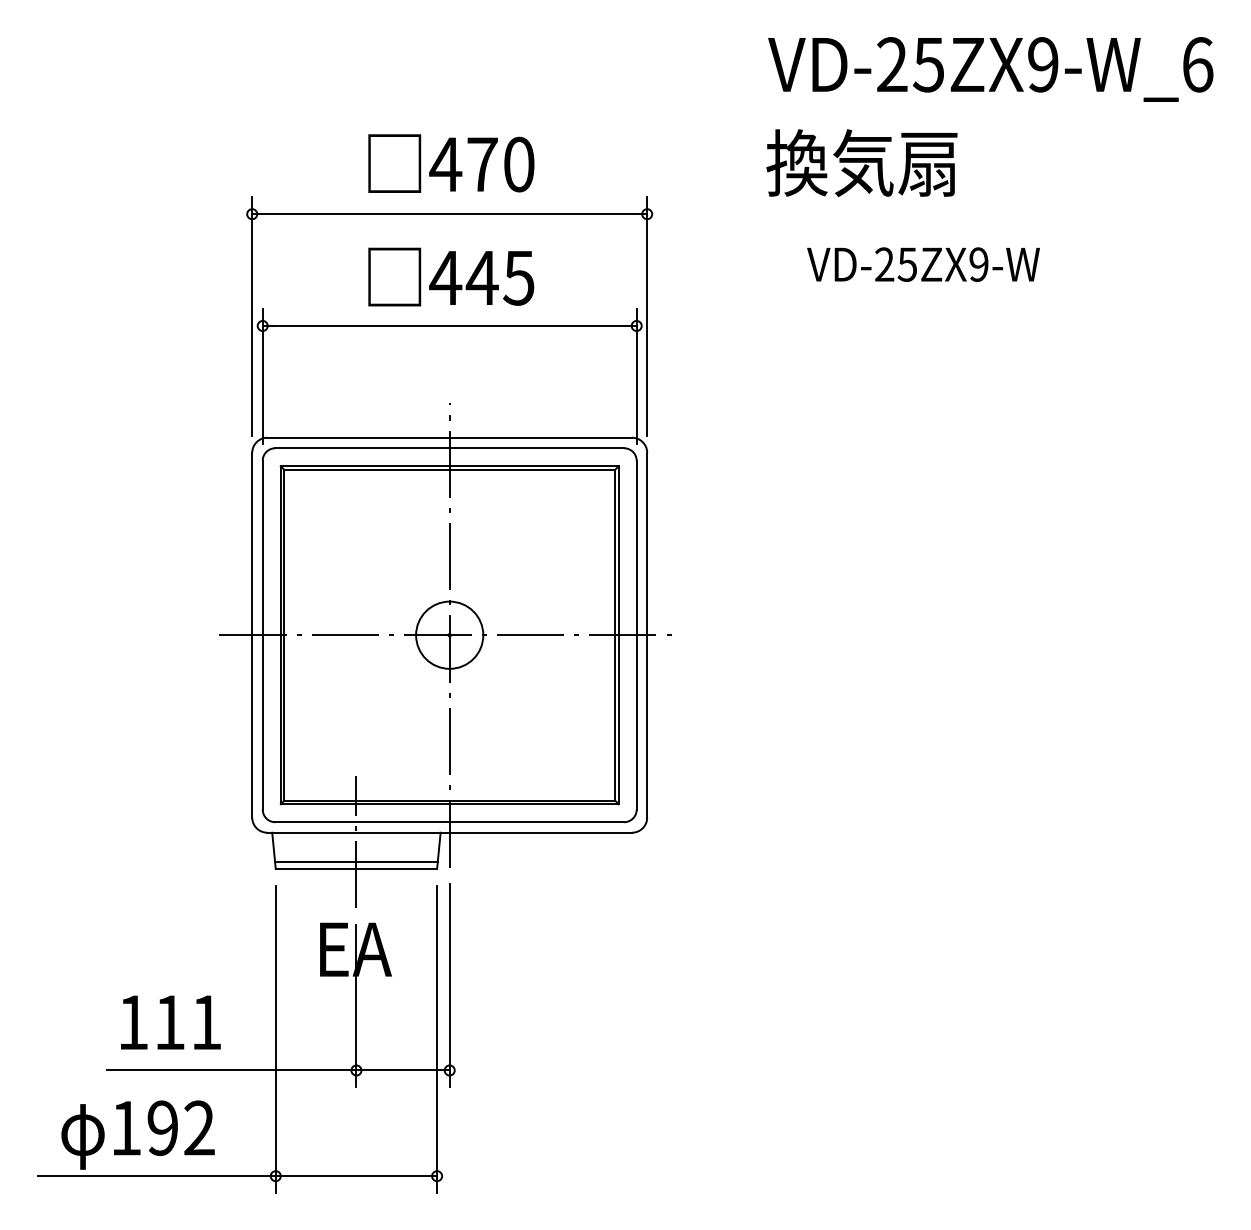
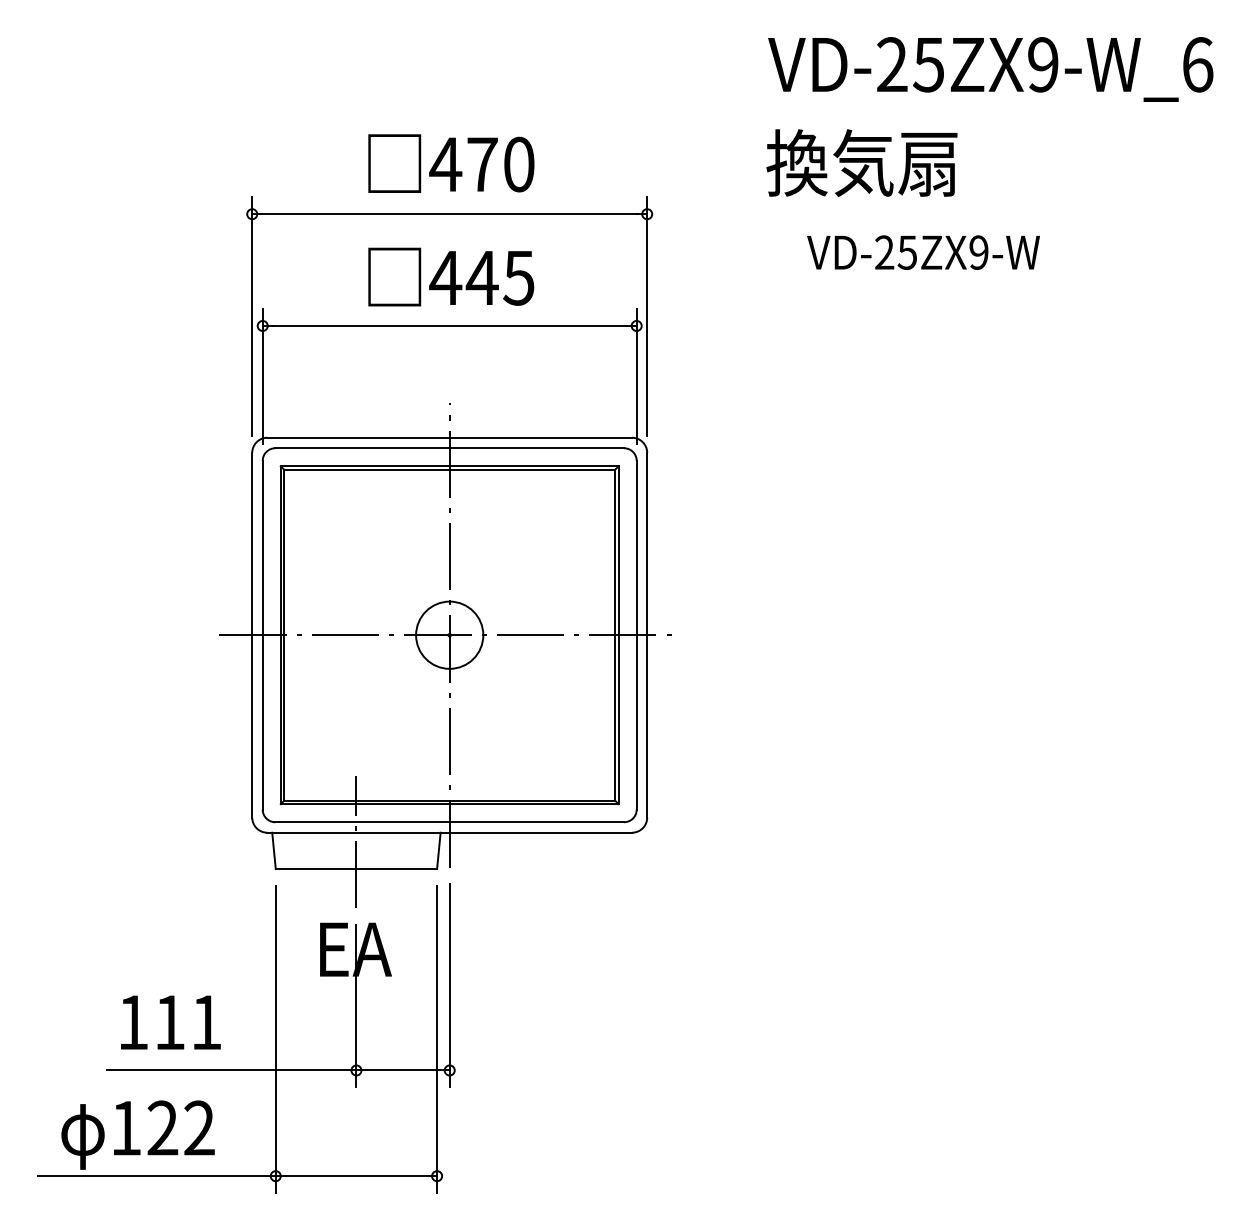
text position: (923, 264) -> (923, 252) (923, 252)
line: present -> none (356, 862)
text: 192 -> 122 (162, 1128)
